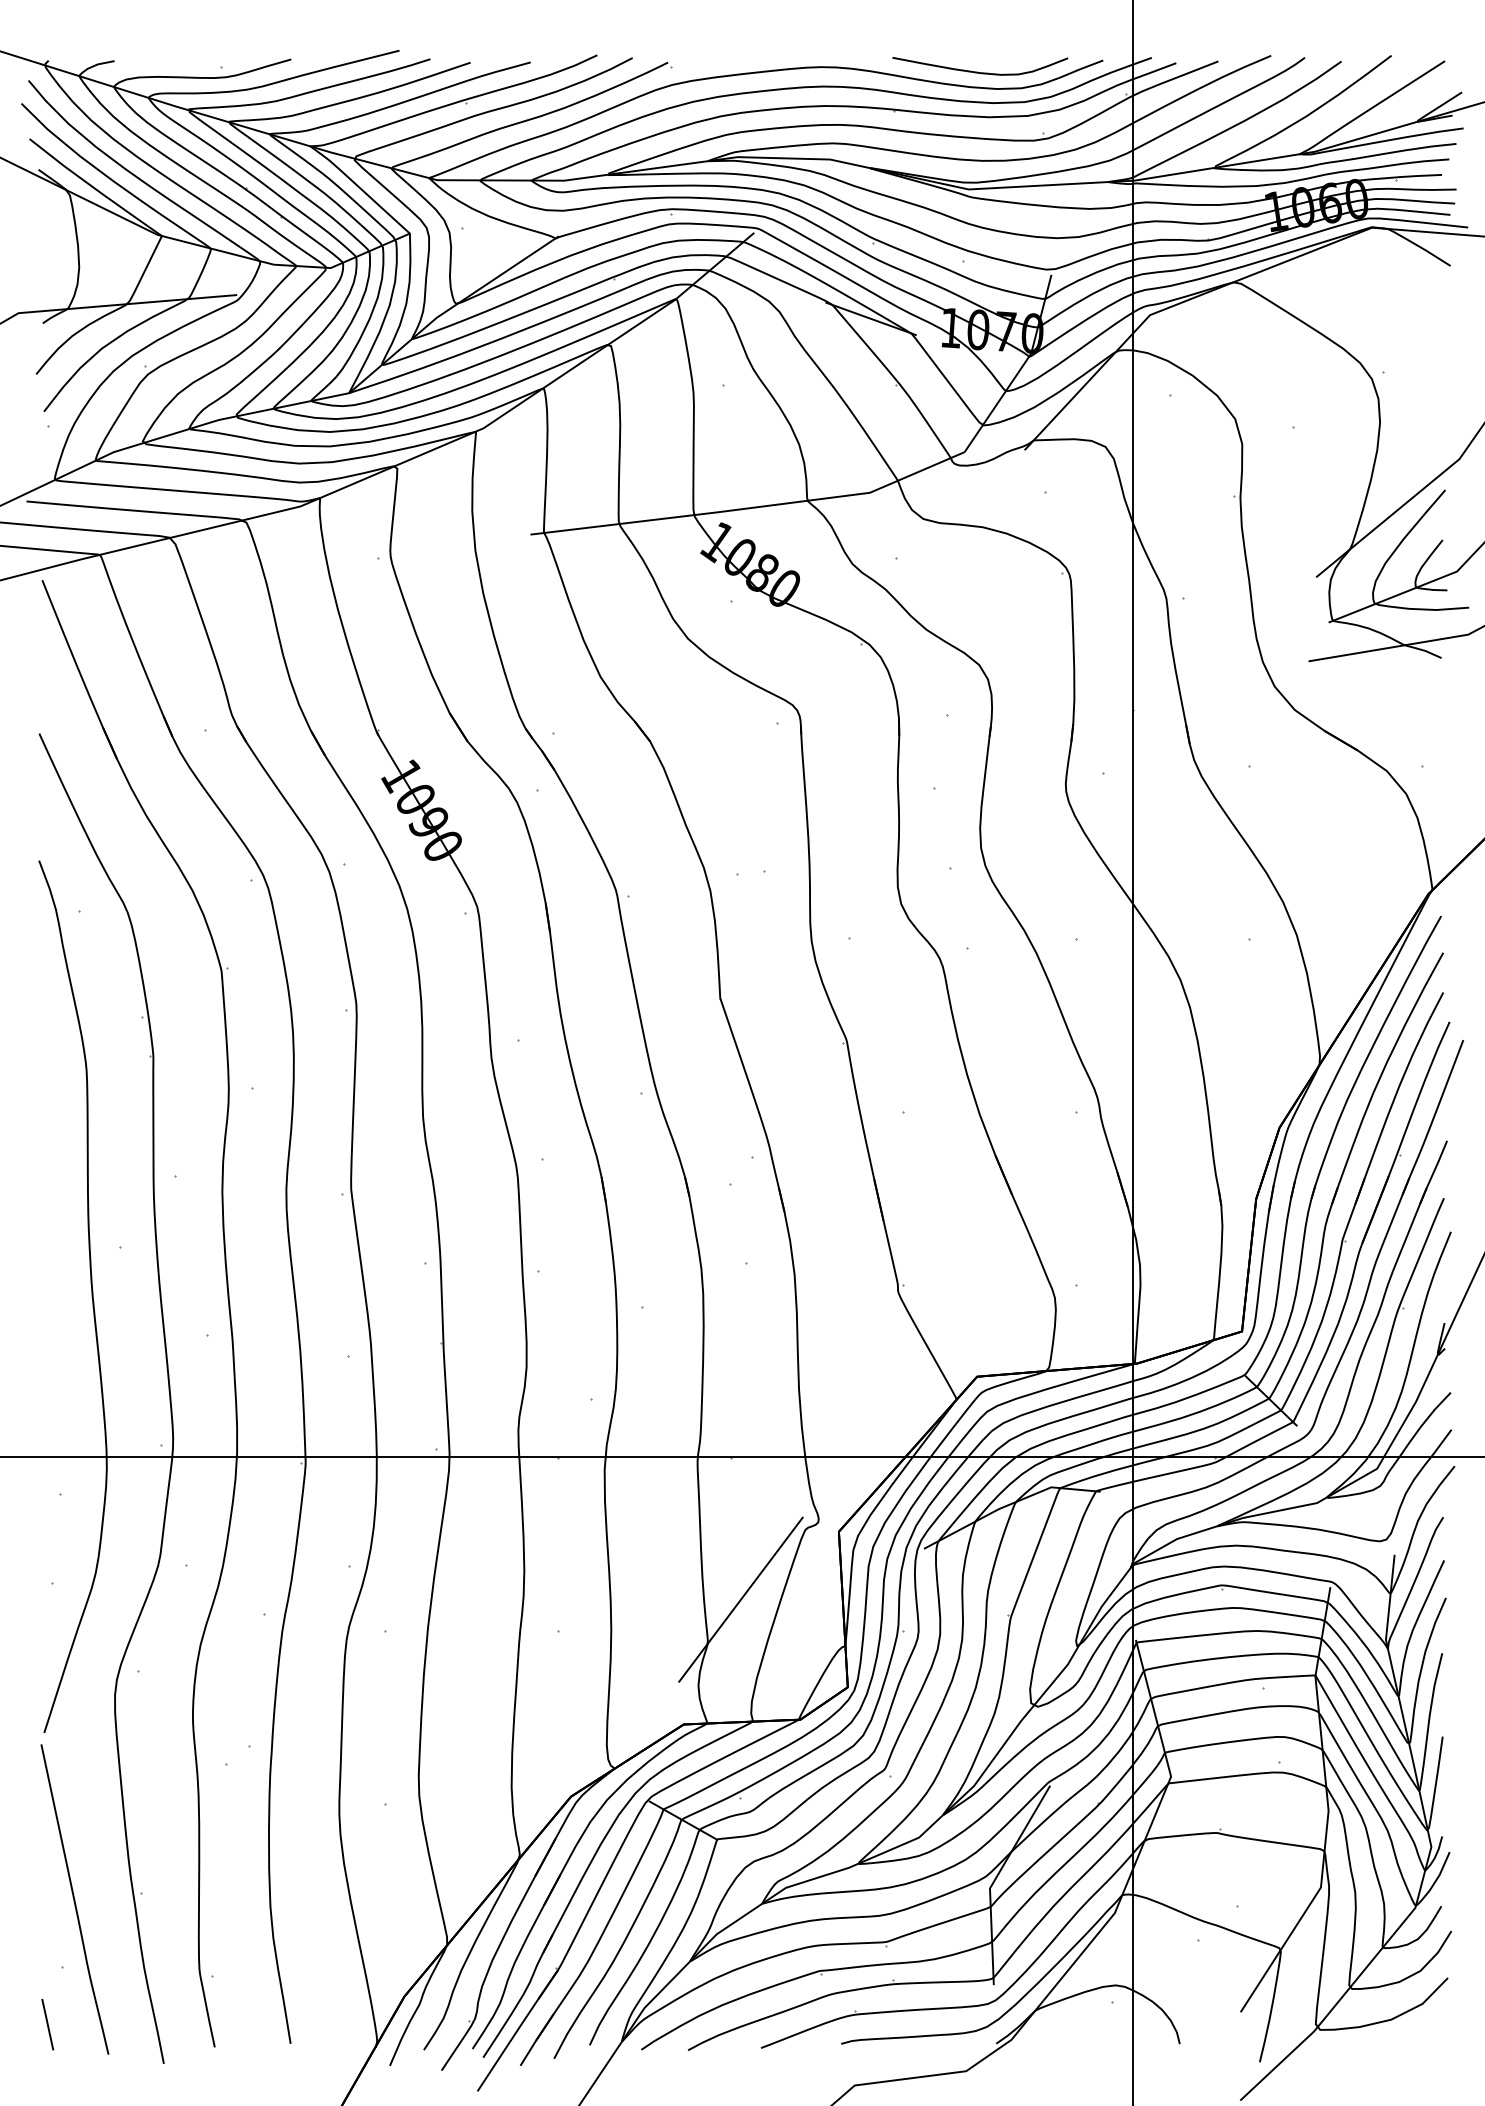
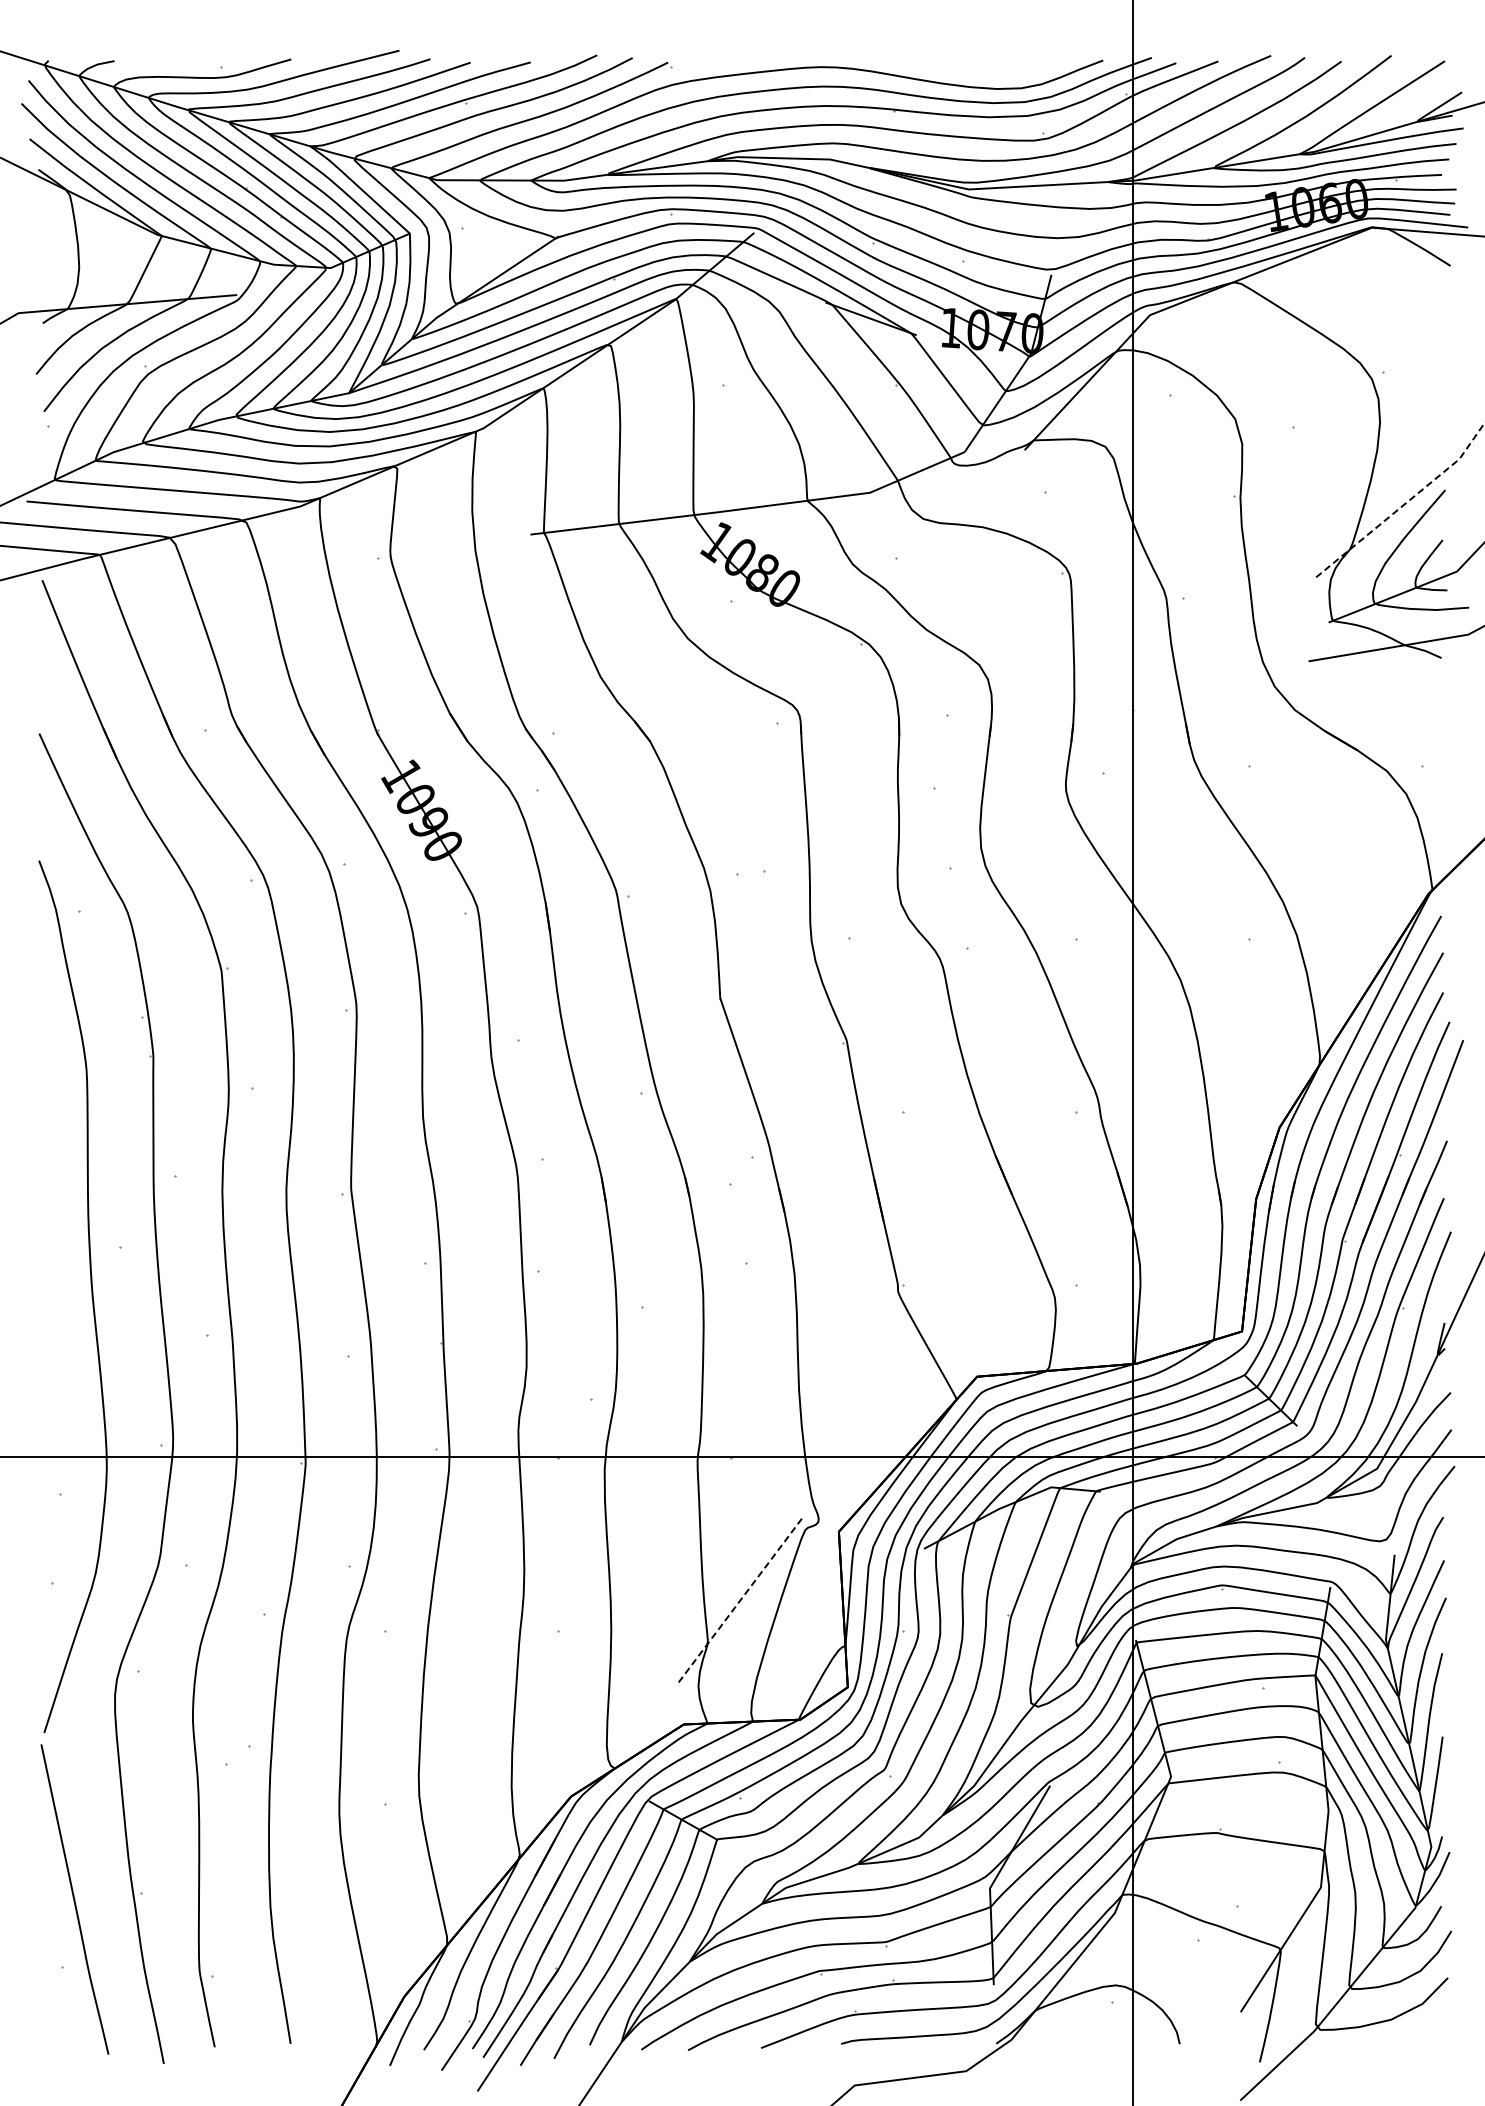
curve: present -> none (978, 71)
line: solid -> dashed (1405, 503)
line: solid -> dashed (740, 1599)
line: present -> none (47, 2024)
